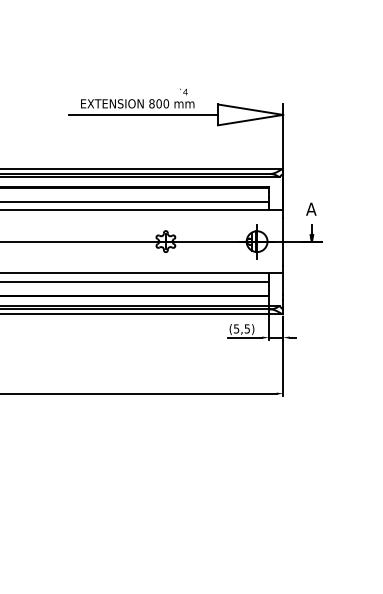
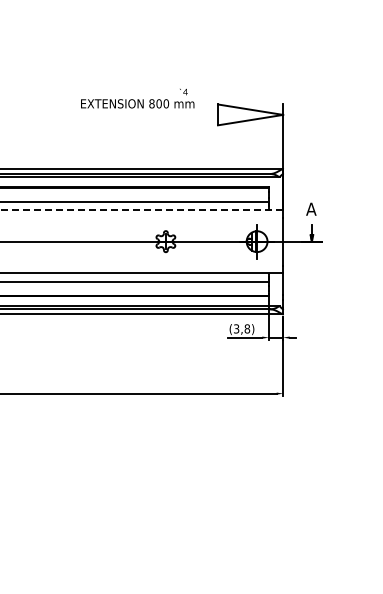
line: present -> none (143, 114)
line: solid -> dashed (141, 210)
text: (5,5) -> (3,8) (242, 328)
